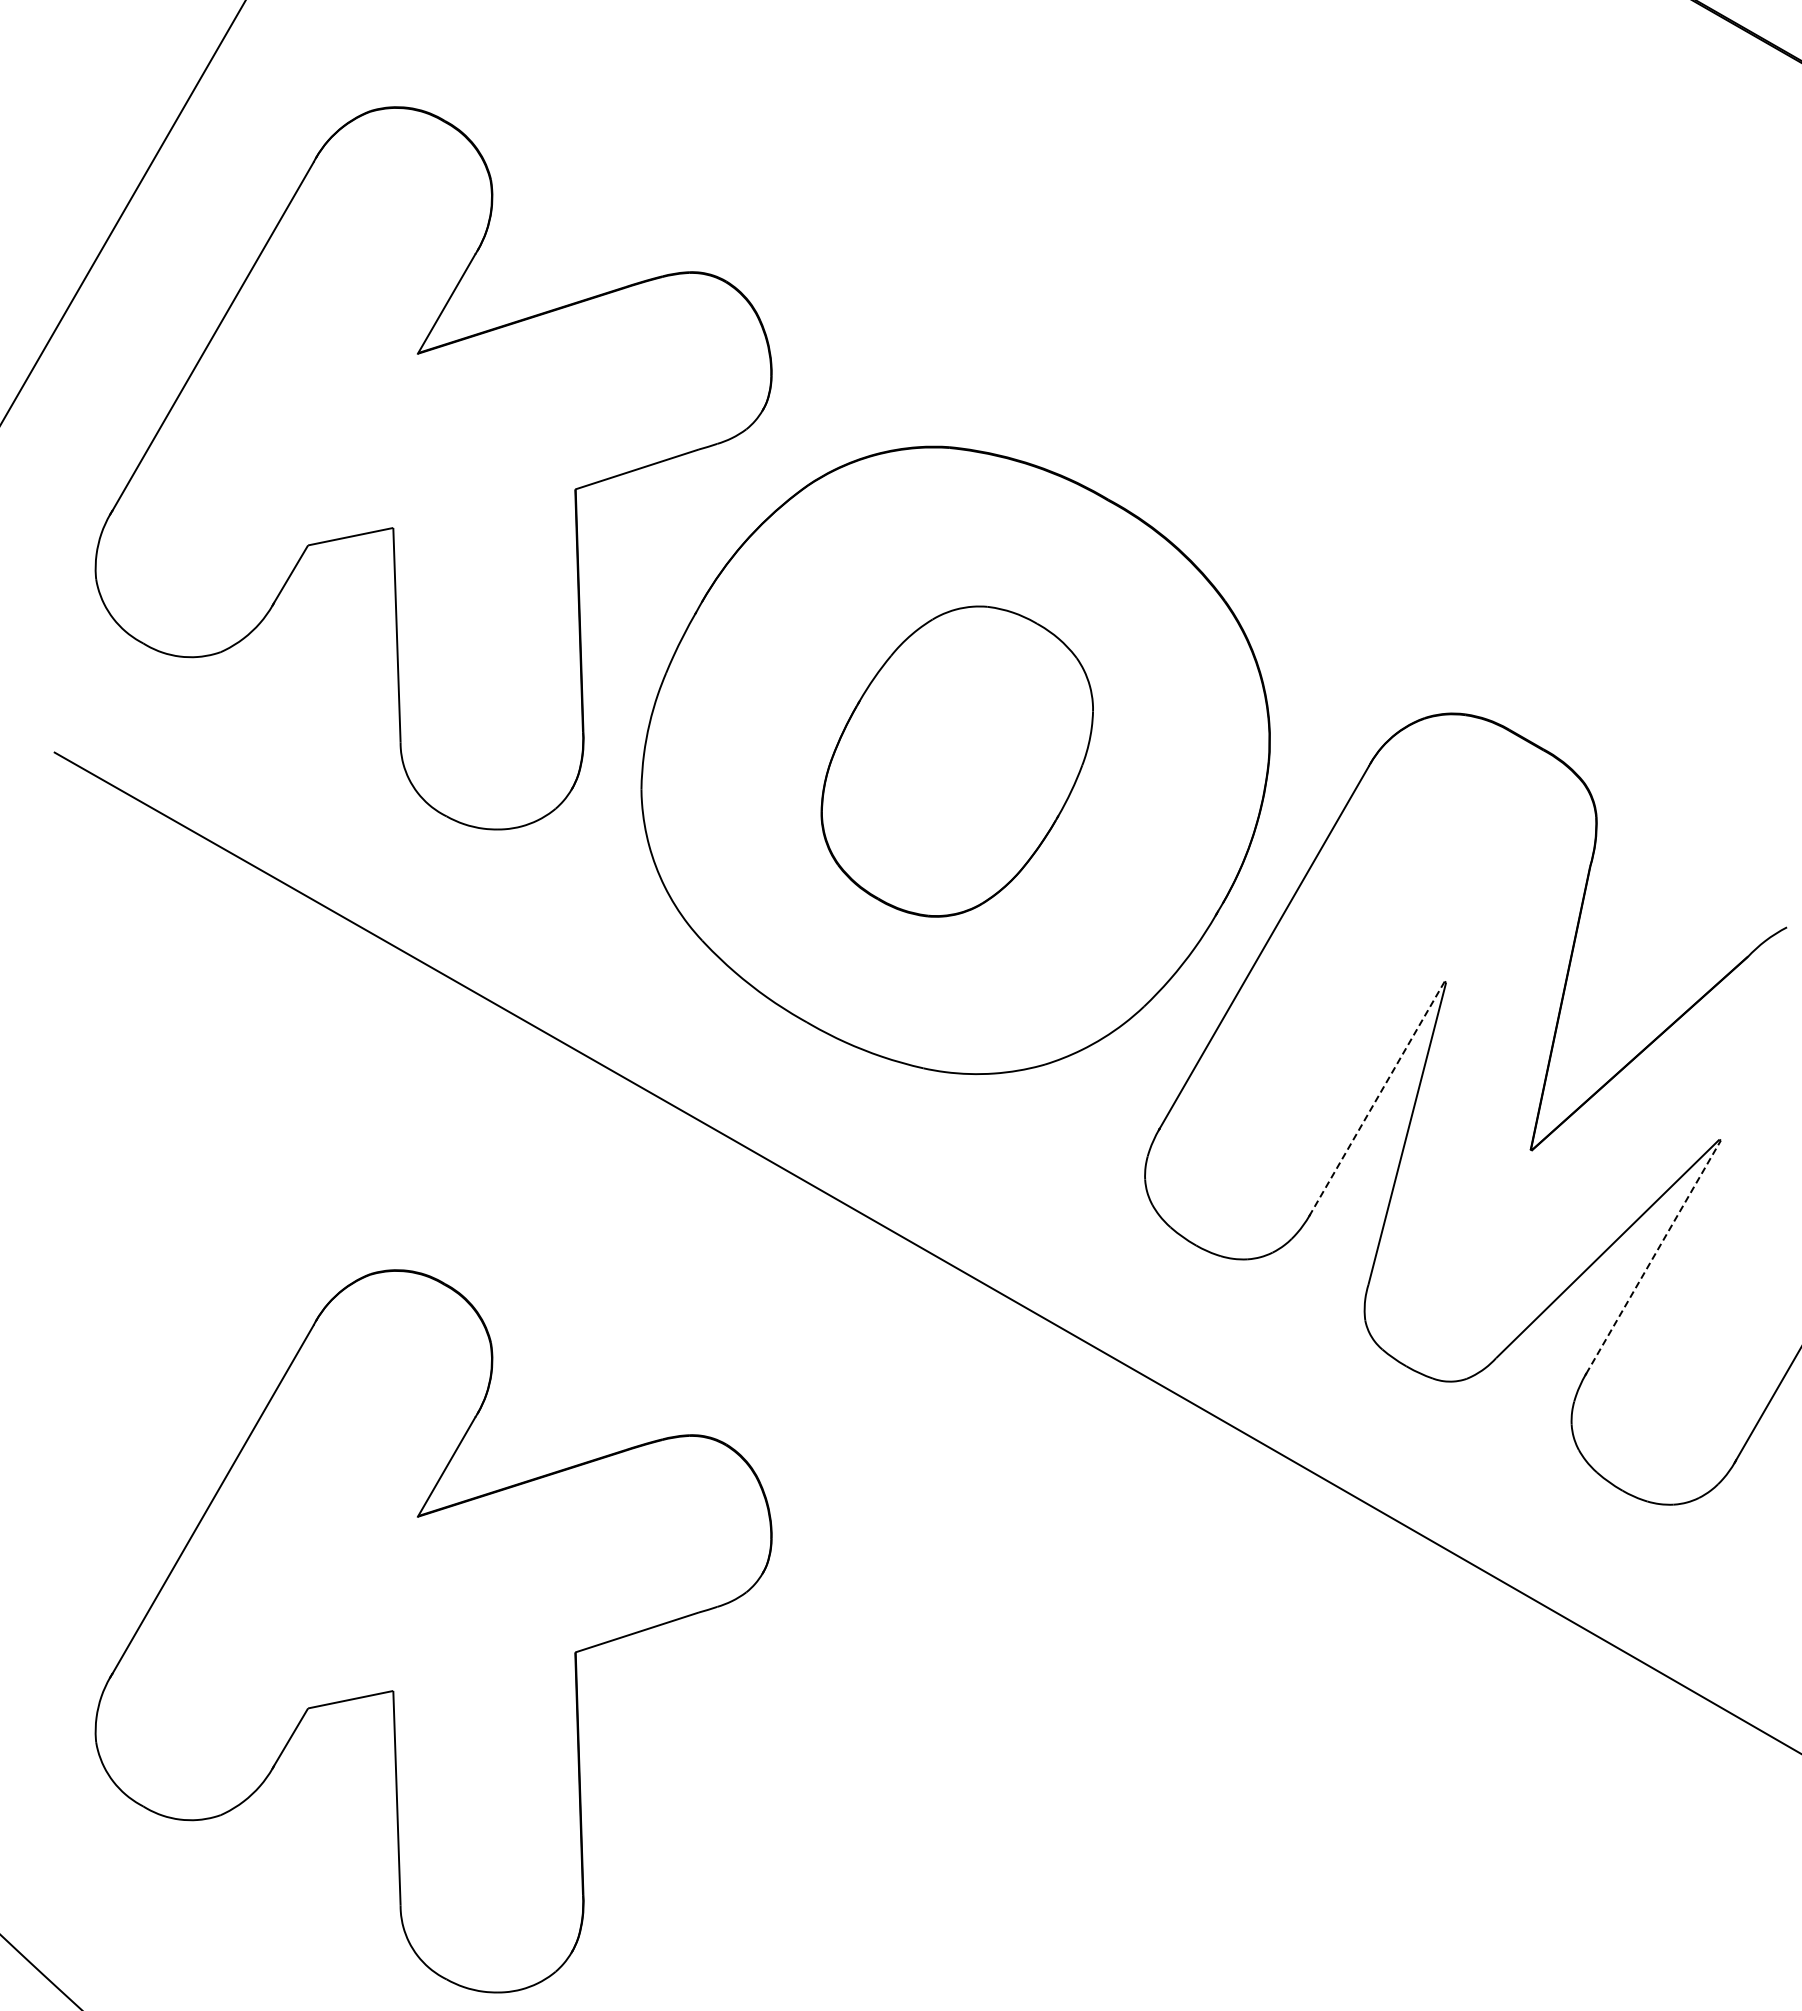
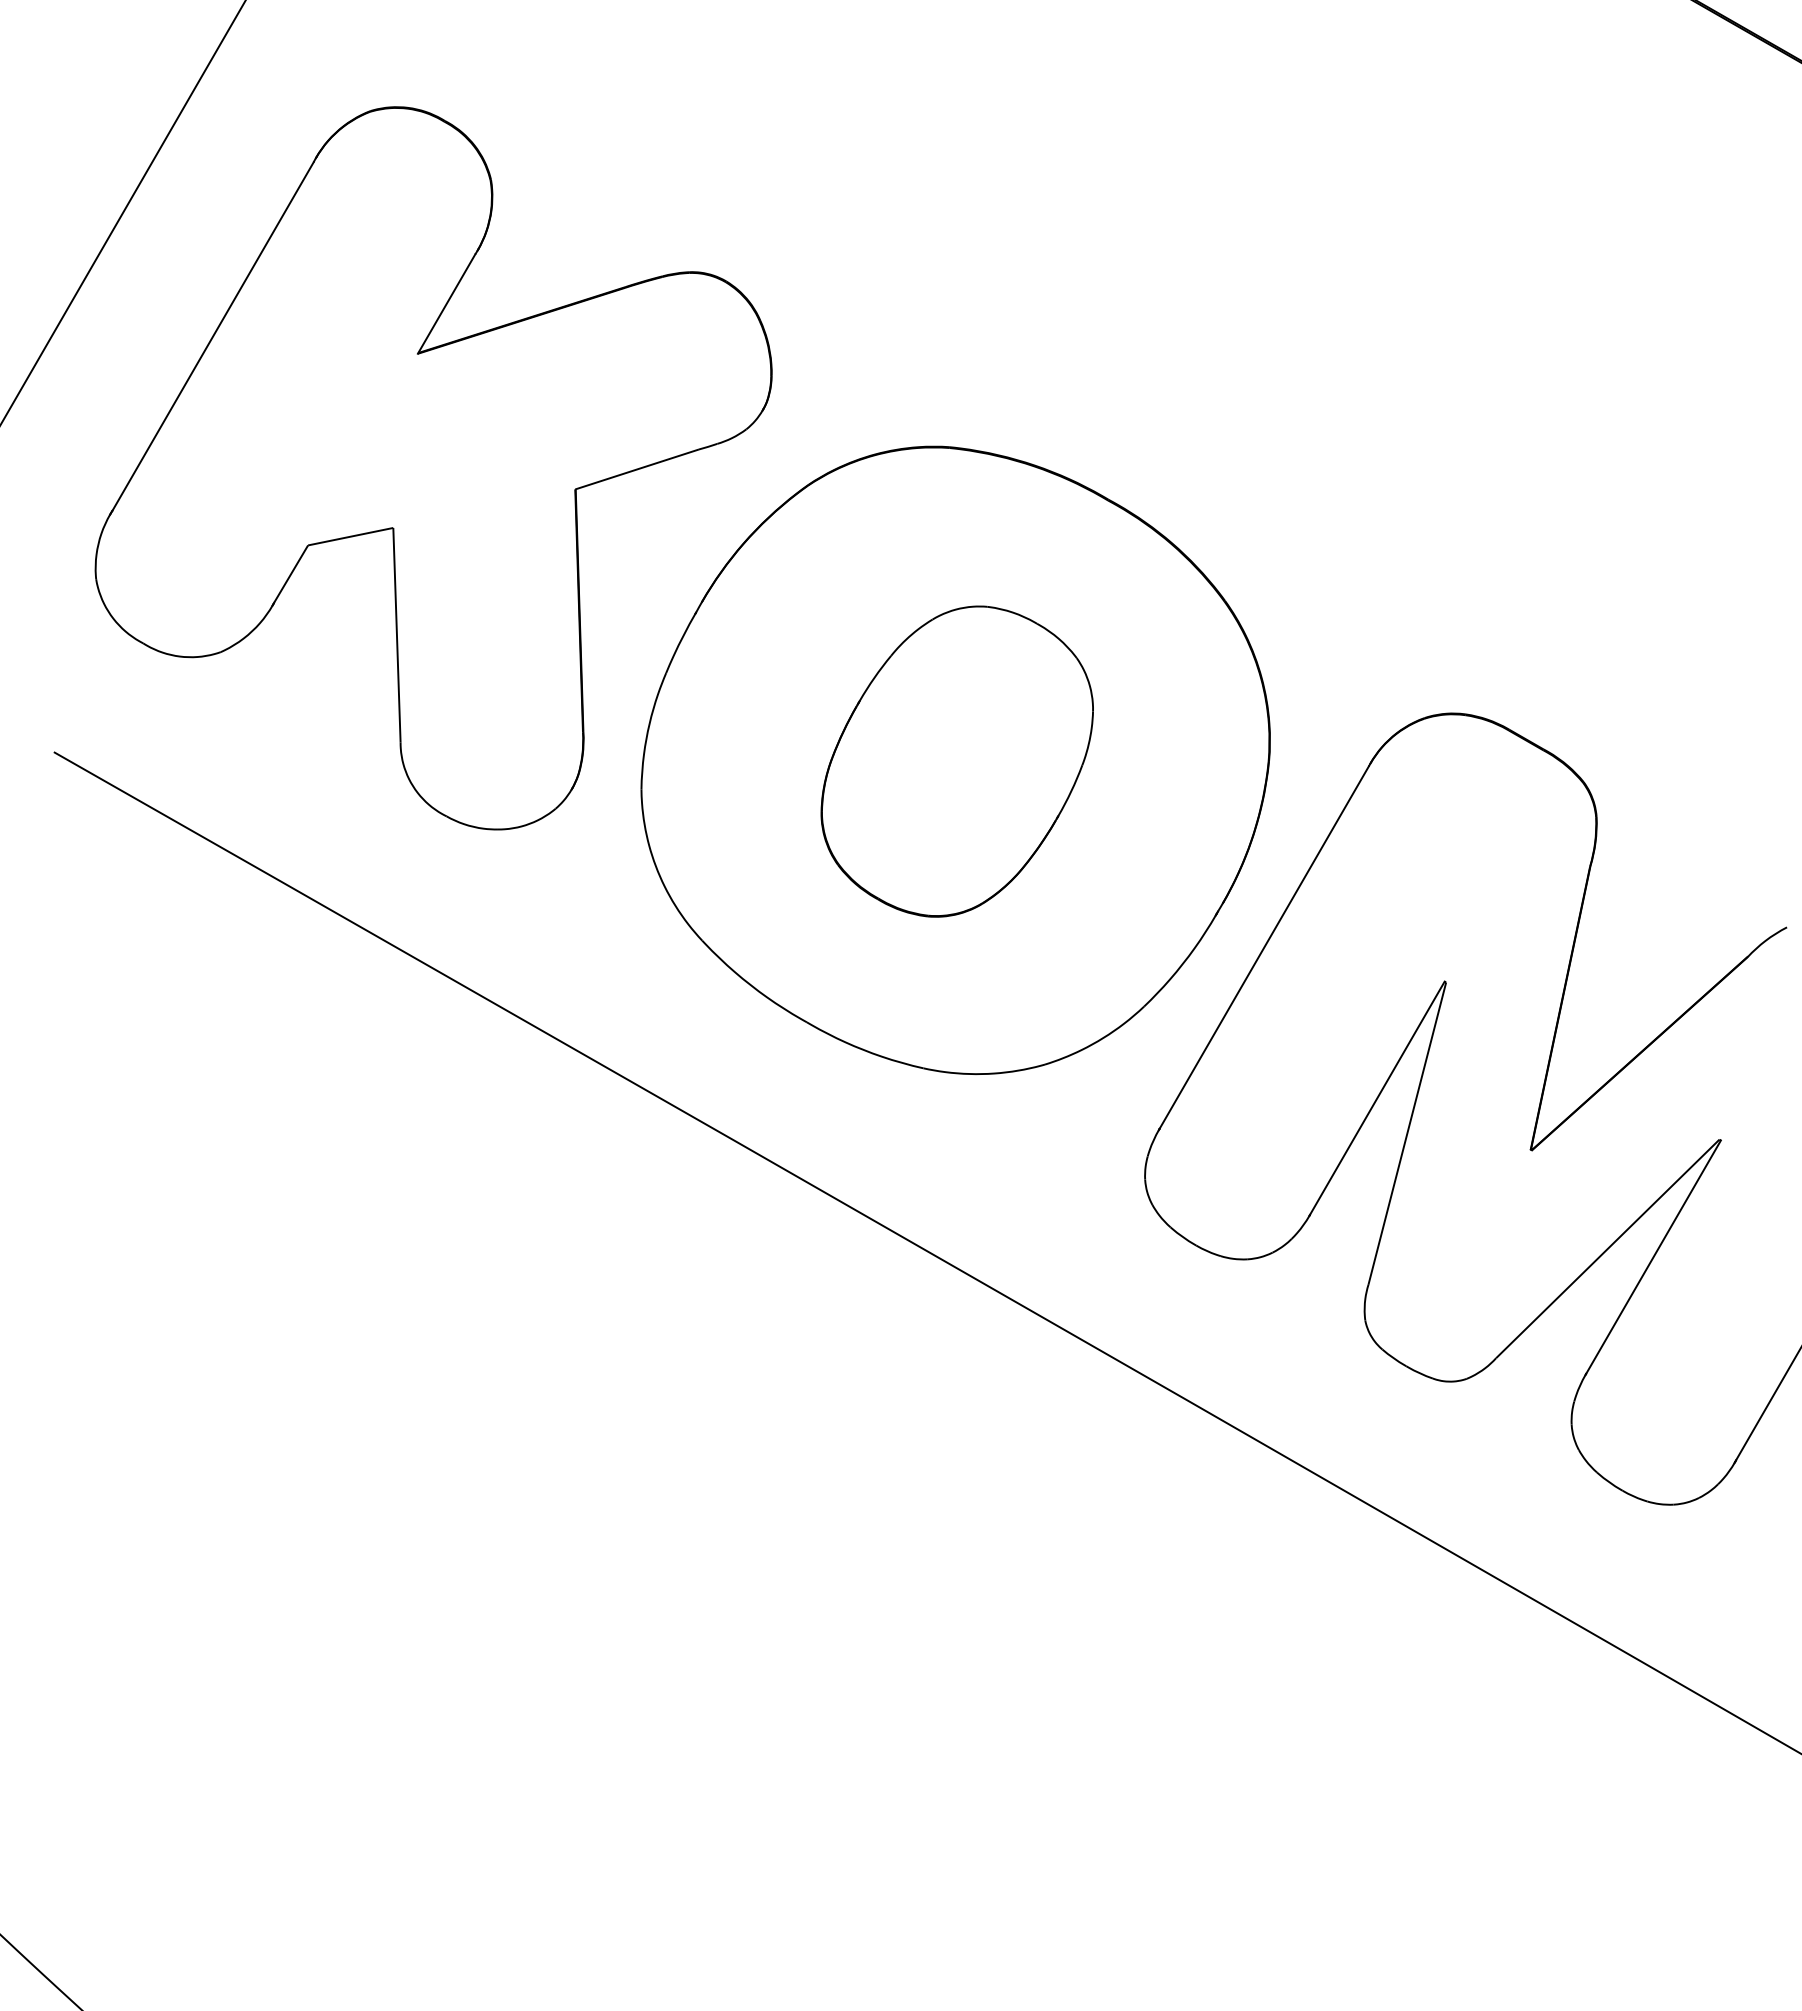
line: dashed -> solid (1377, 1098)
line: dashed -> solid (1653, 1257)
part: present -> none (433, 1631)
